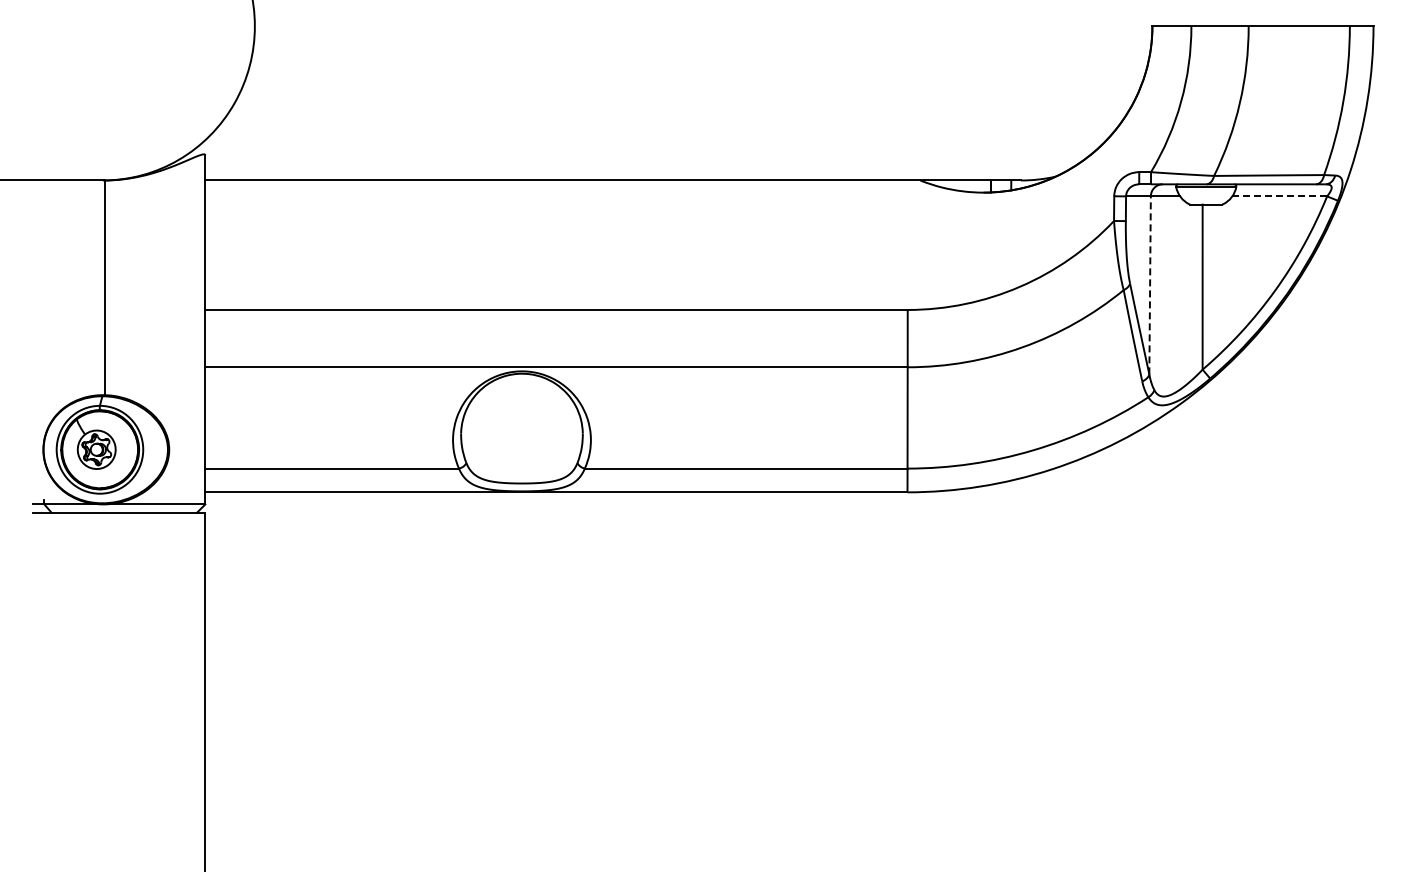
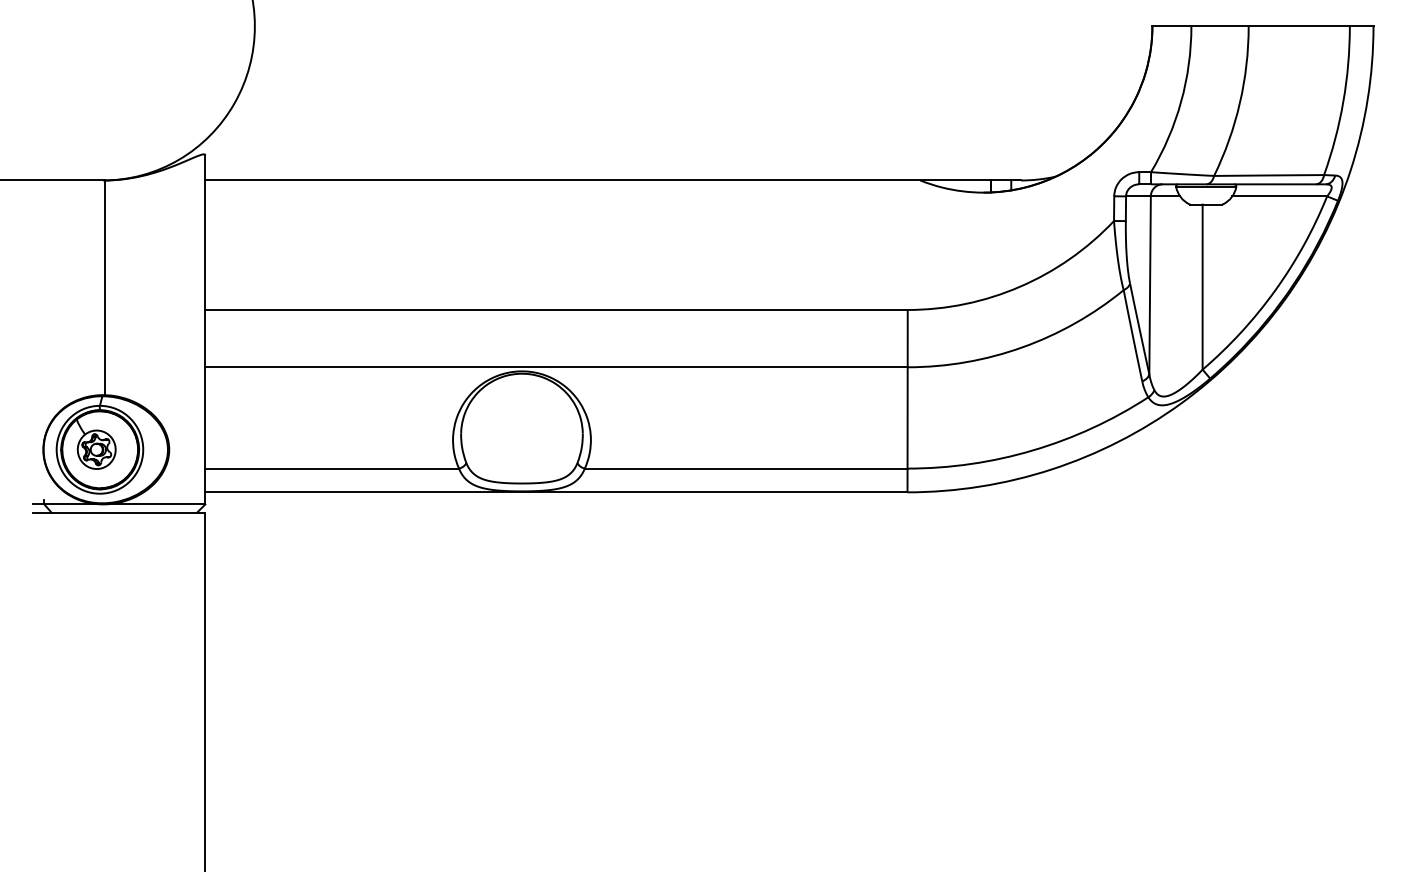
line: dashed -> solid (1279, 196)
line: dashed -> solid (1150, 285)
